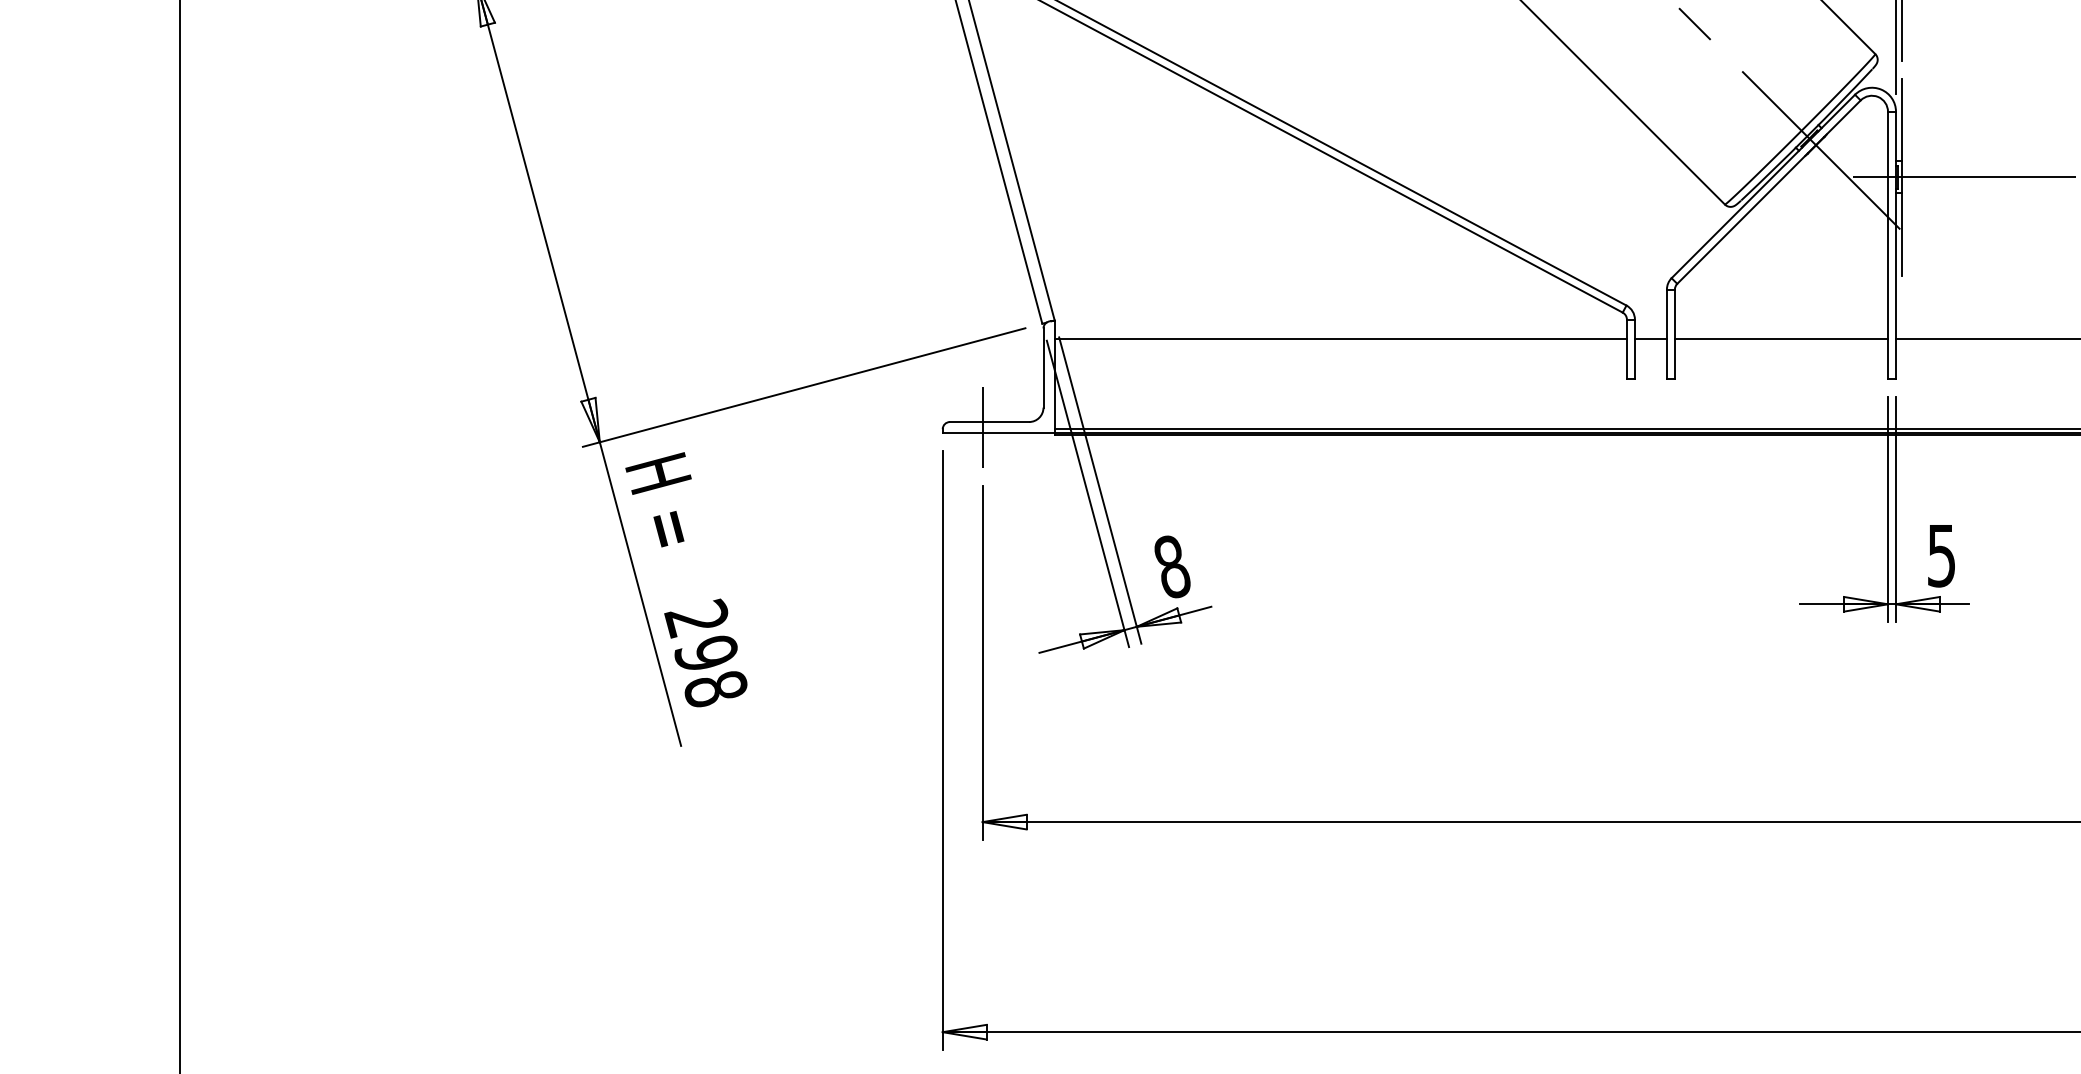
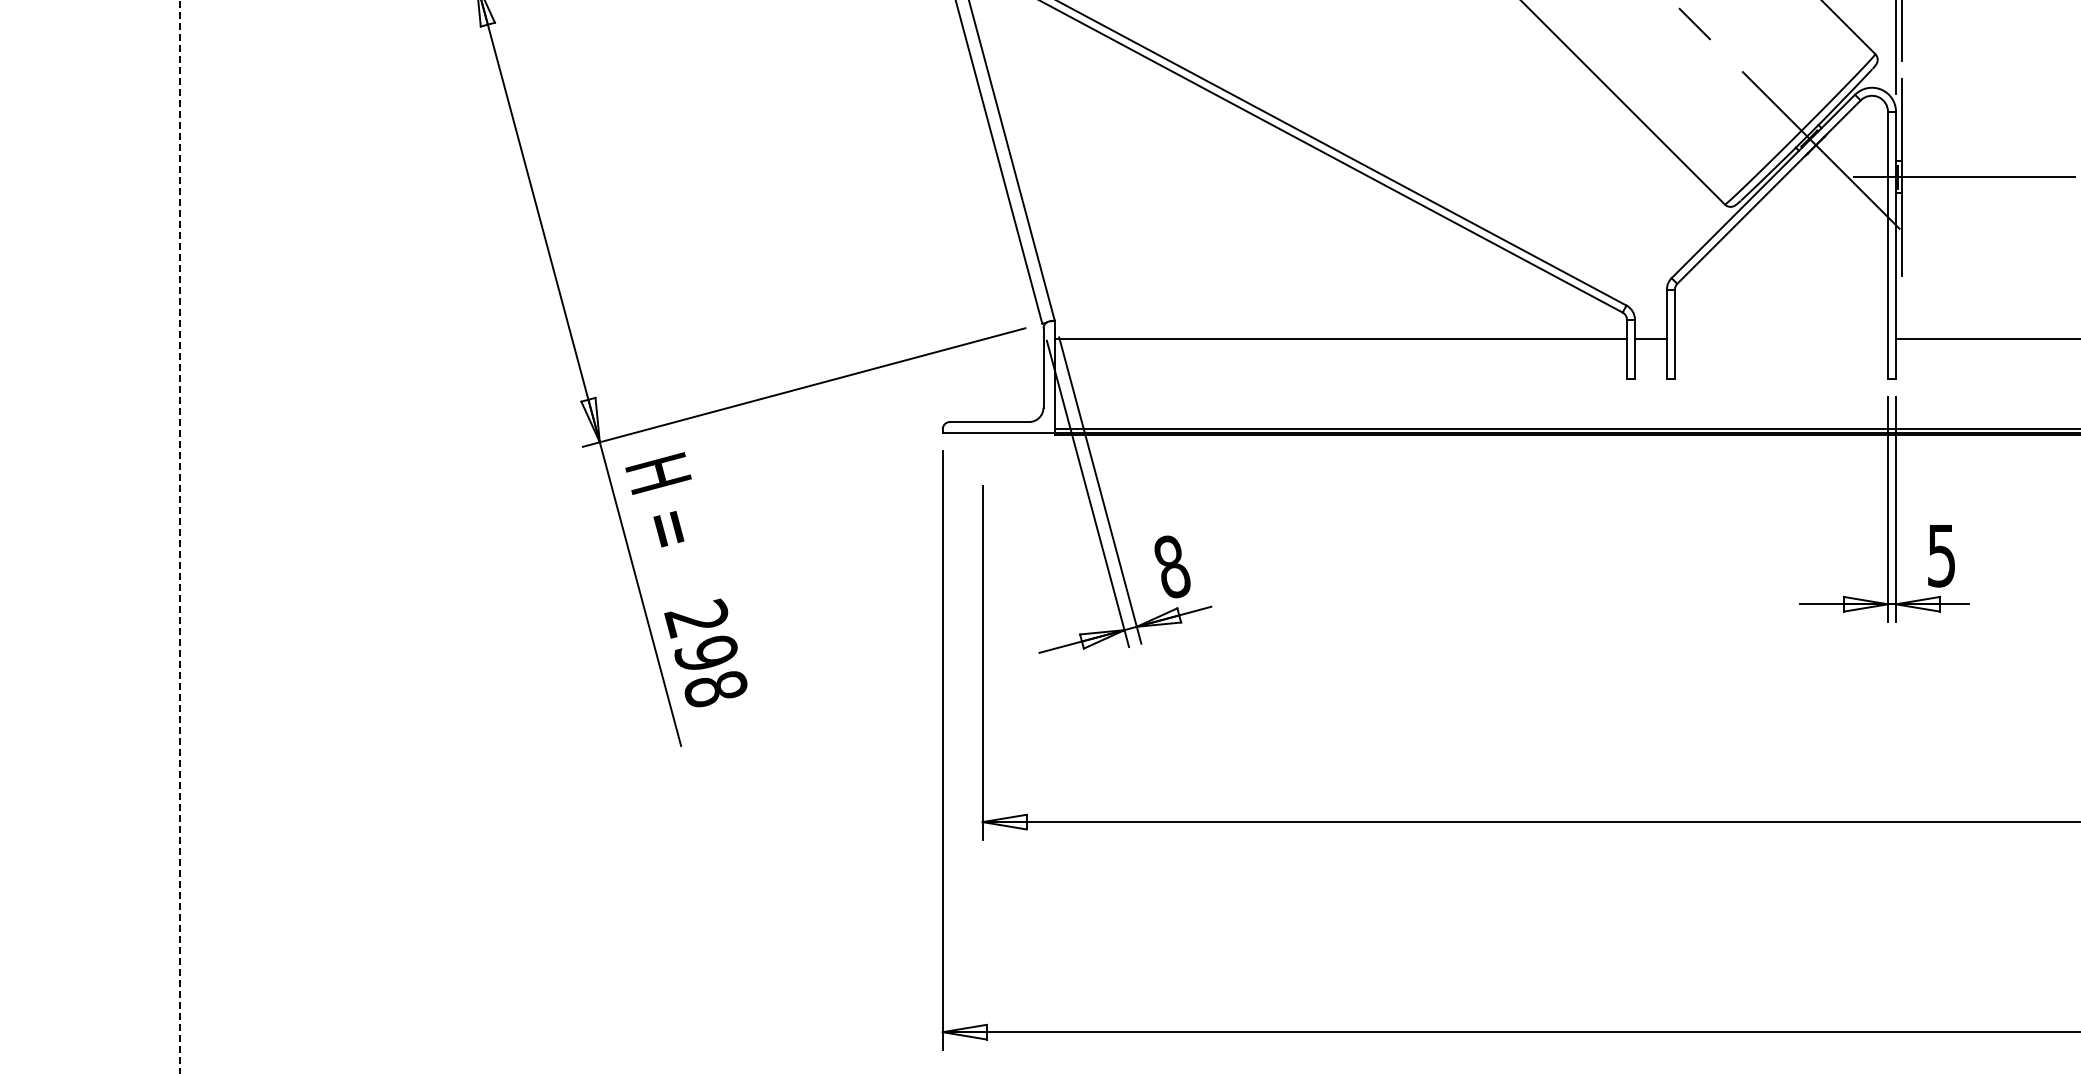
line: present -> none (1781, 338)
line: present -> none (982, 427)
line: solid -> dashed (179, 536)
